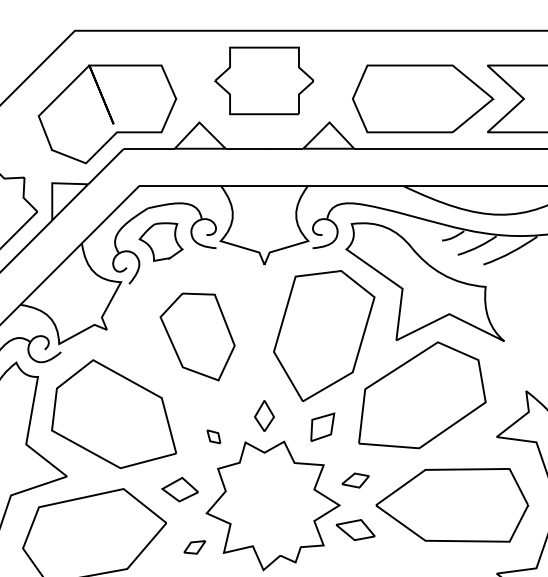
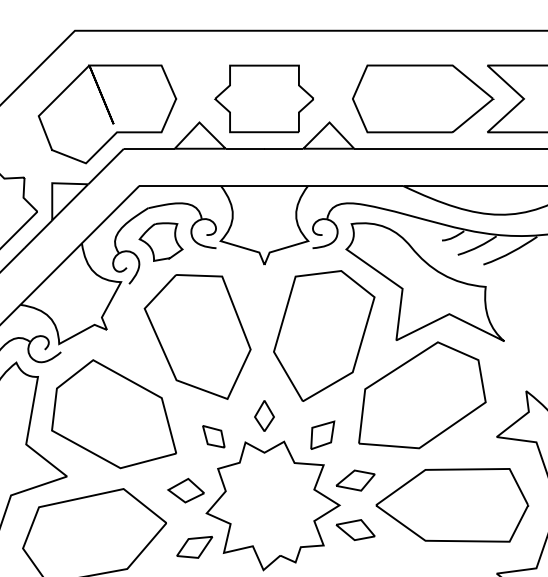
part position: (263, 80) -> (263, 98) (263, 98)
part size: 77x90 px -> 109x126 px (197, 336)
part position: (322, 426) -> (322, 434) (322, 434)
part size: 16x16 px -> 24x24 px (213, 436)
part size: 29x17 px -> 41x23 px (355, 480)
part position: (179, 489) -> (185, 490) (185, 490)
part size: 24x15 px -> 38x23 px (194, 547)
